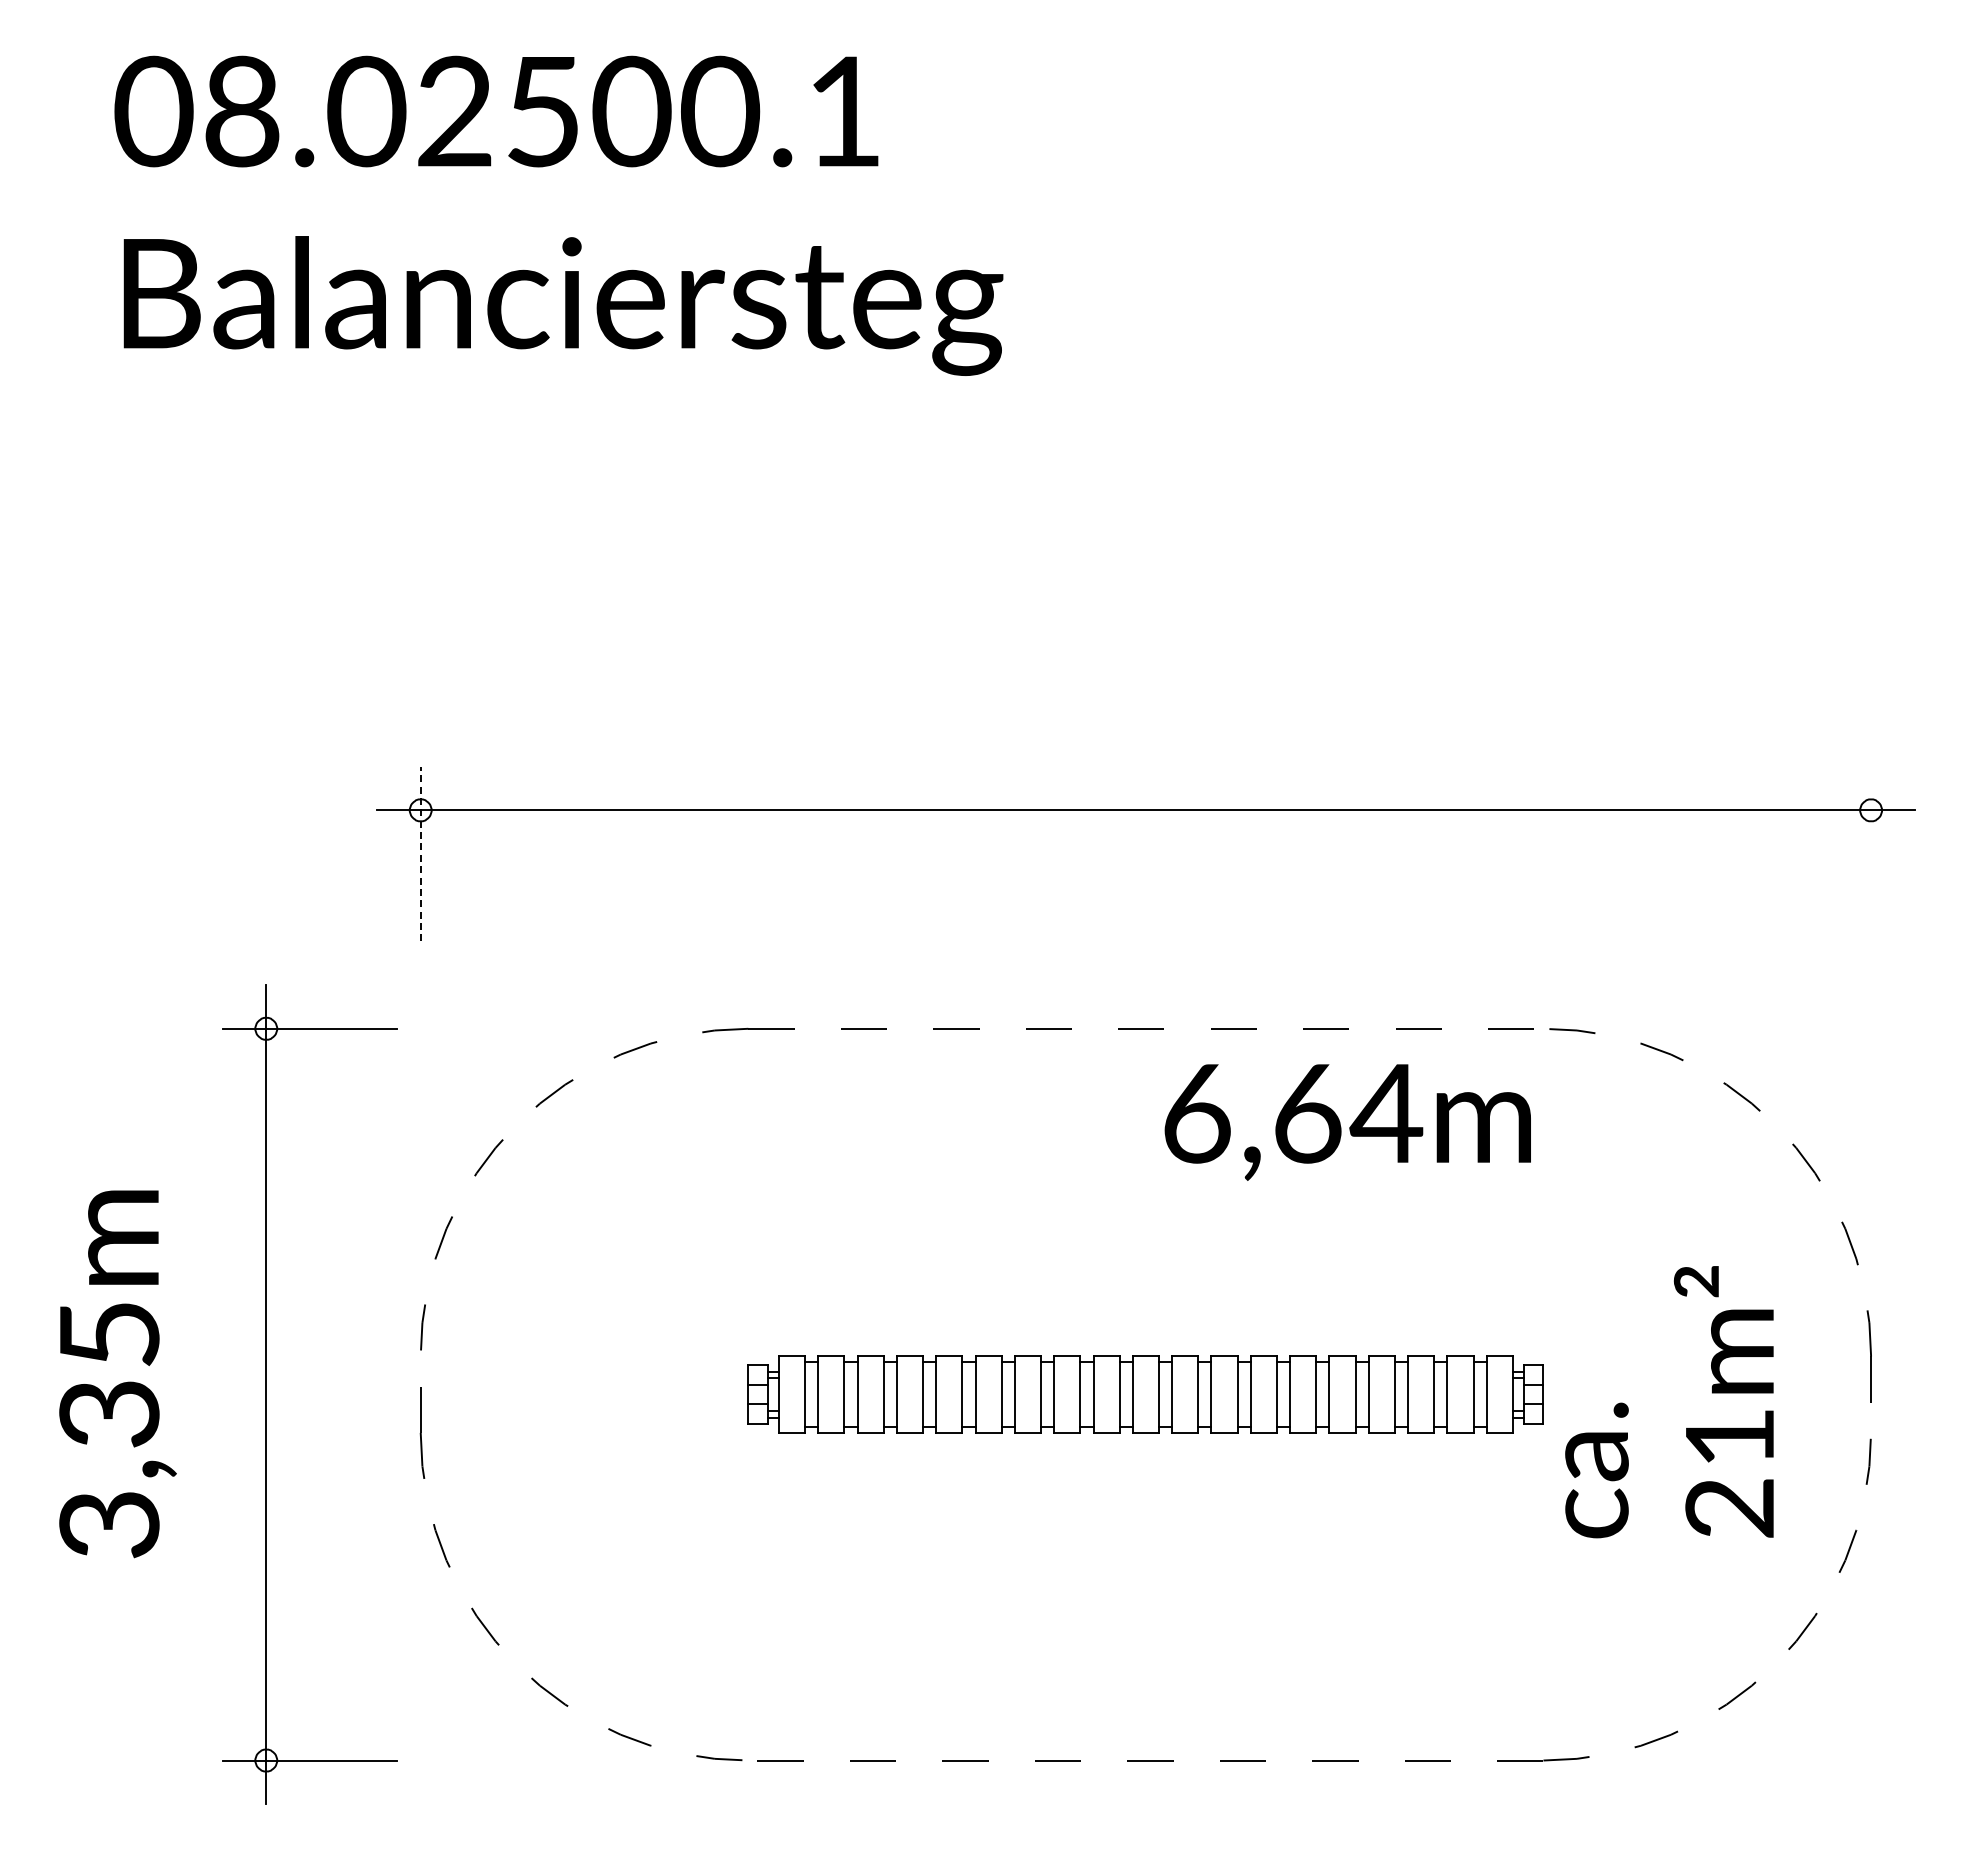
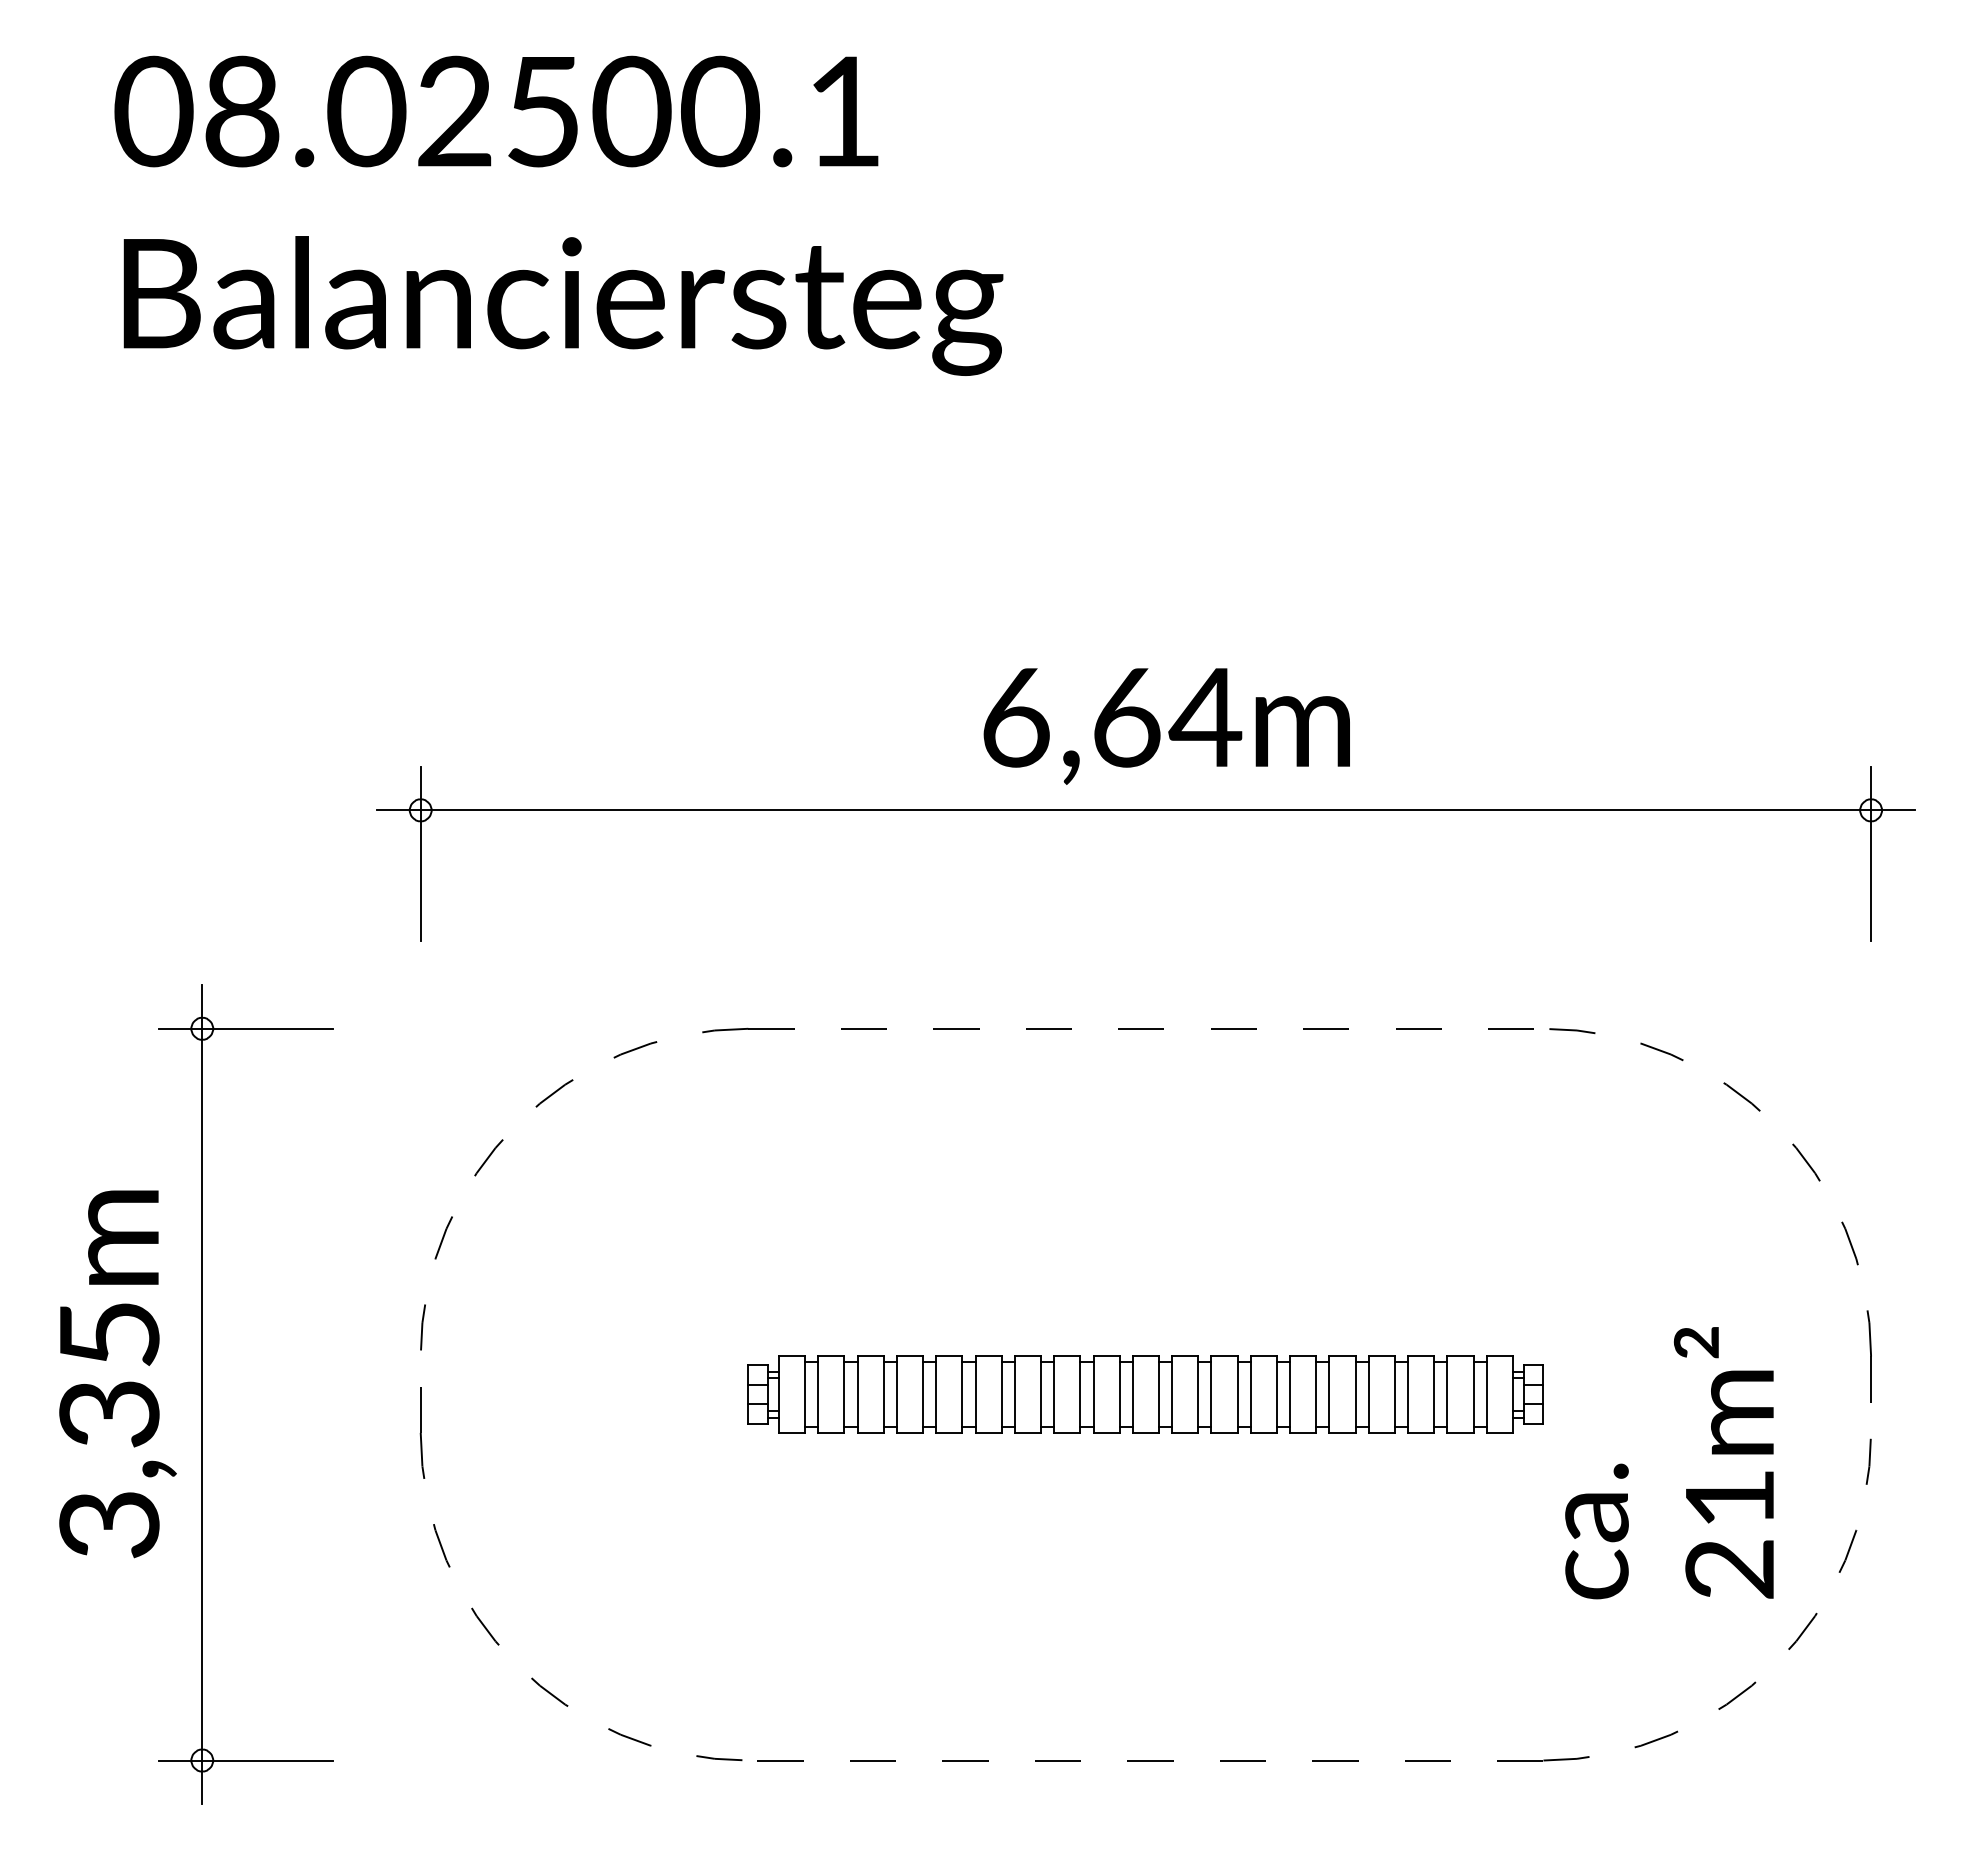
line: dashed -> solid (420, 853)
line: none -> present (1871, 853)
text position: (1347, 1122) -> (1166, 726) (1166, 726)
part position: (266, 1394) -> (202, 1394) (202, 1394)
text position: (1669, 1402) -> (1669, 1463) (1669, 1463)
